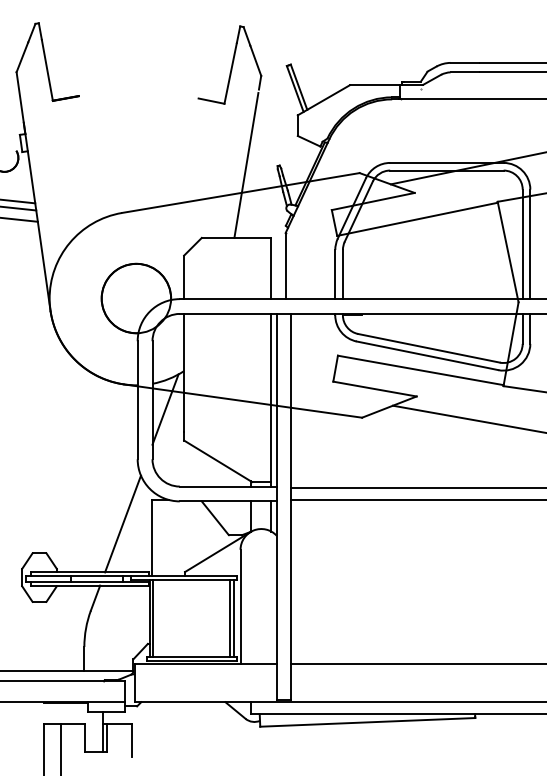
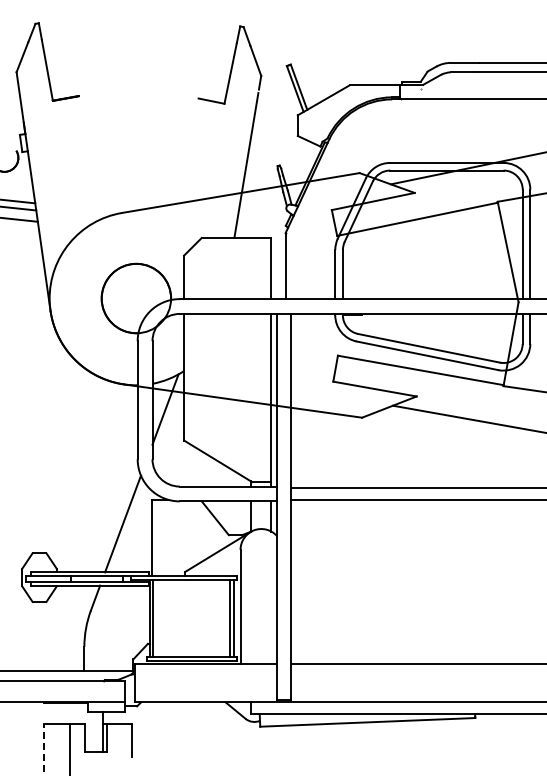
line position: (60, 748) -> (69, 748) (69, 748)
line: solid -> dashed (43, 749)
